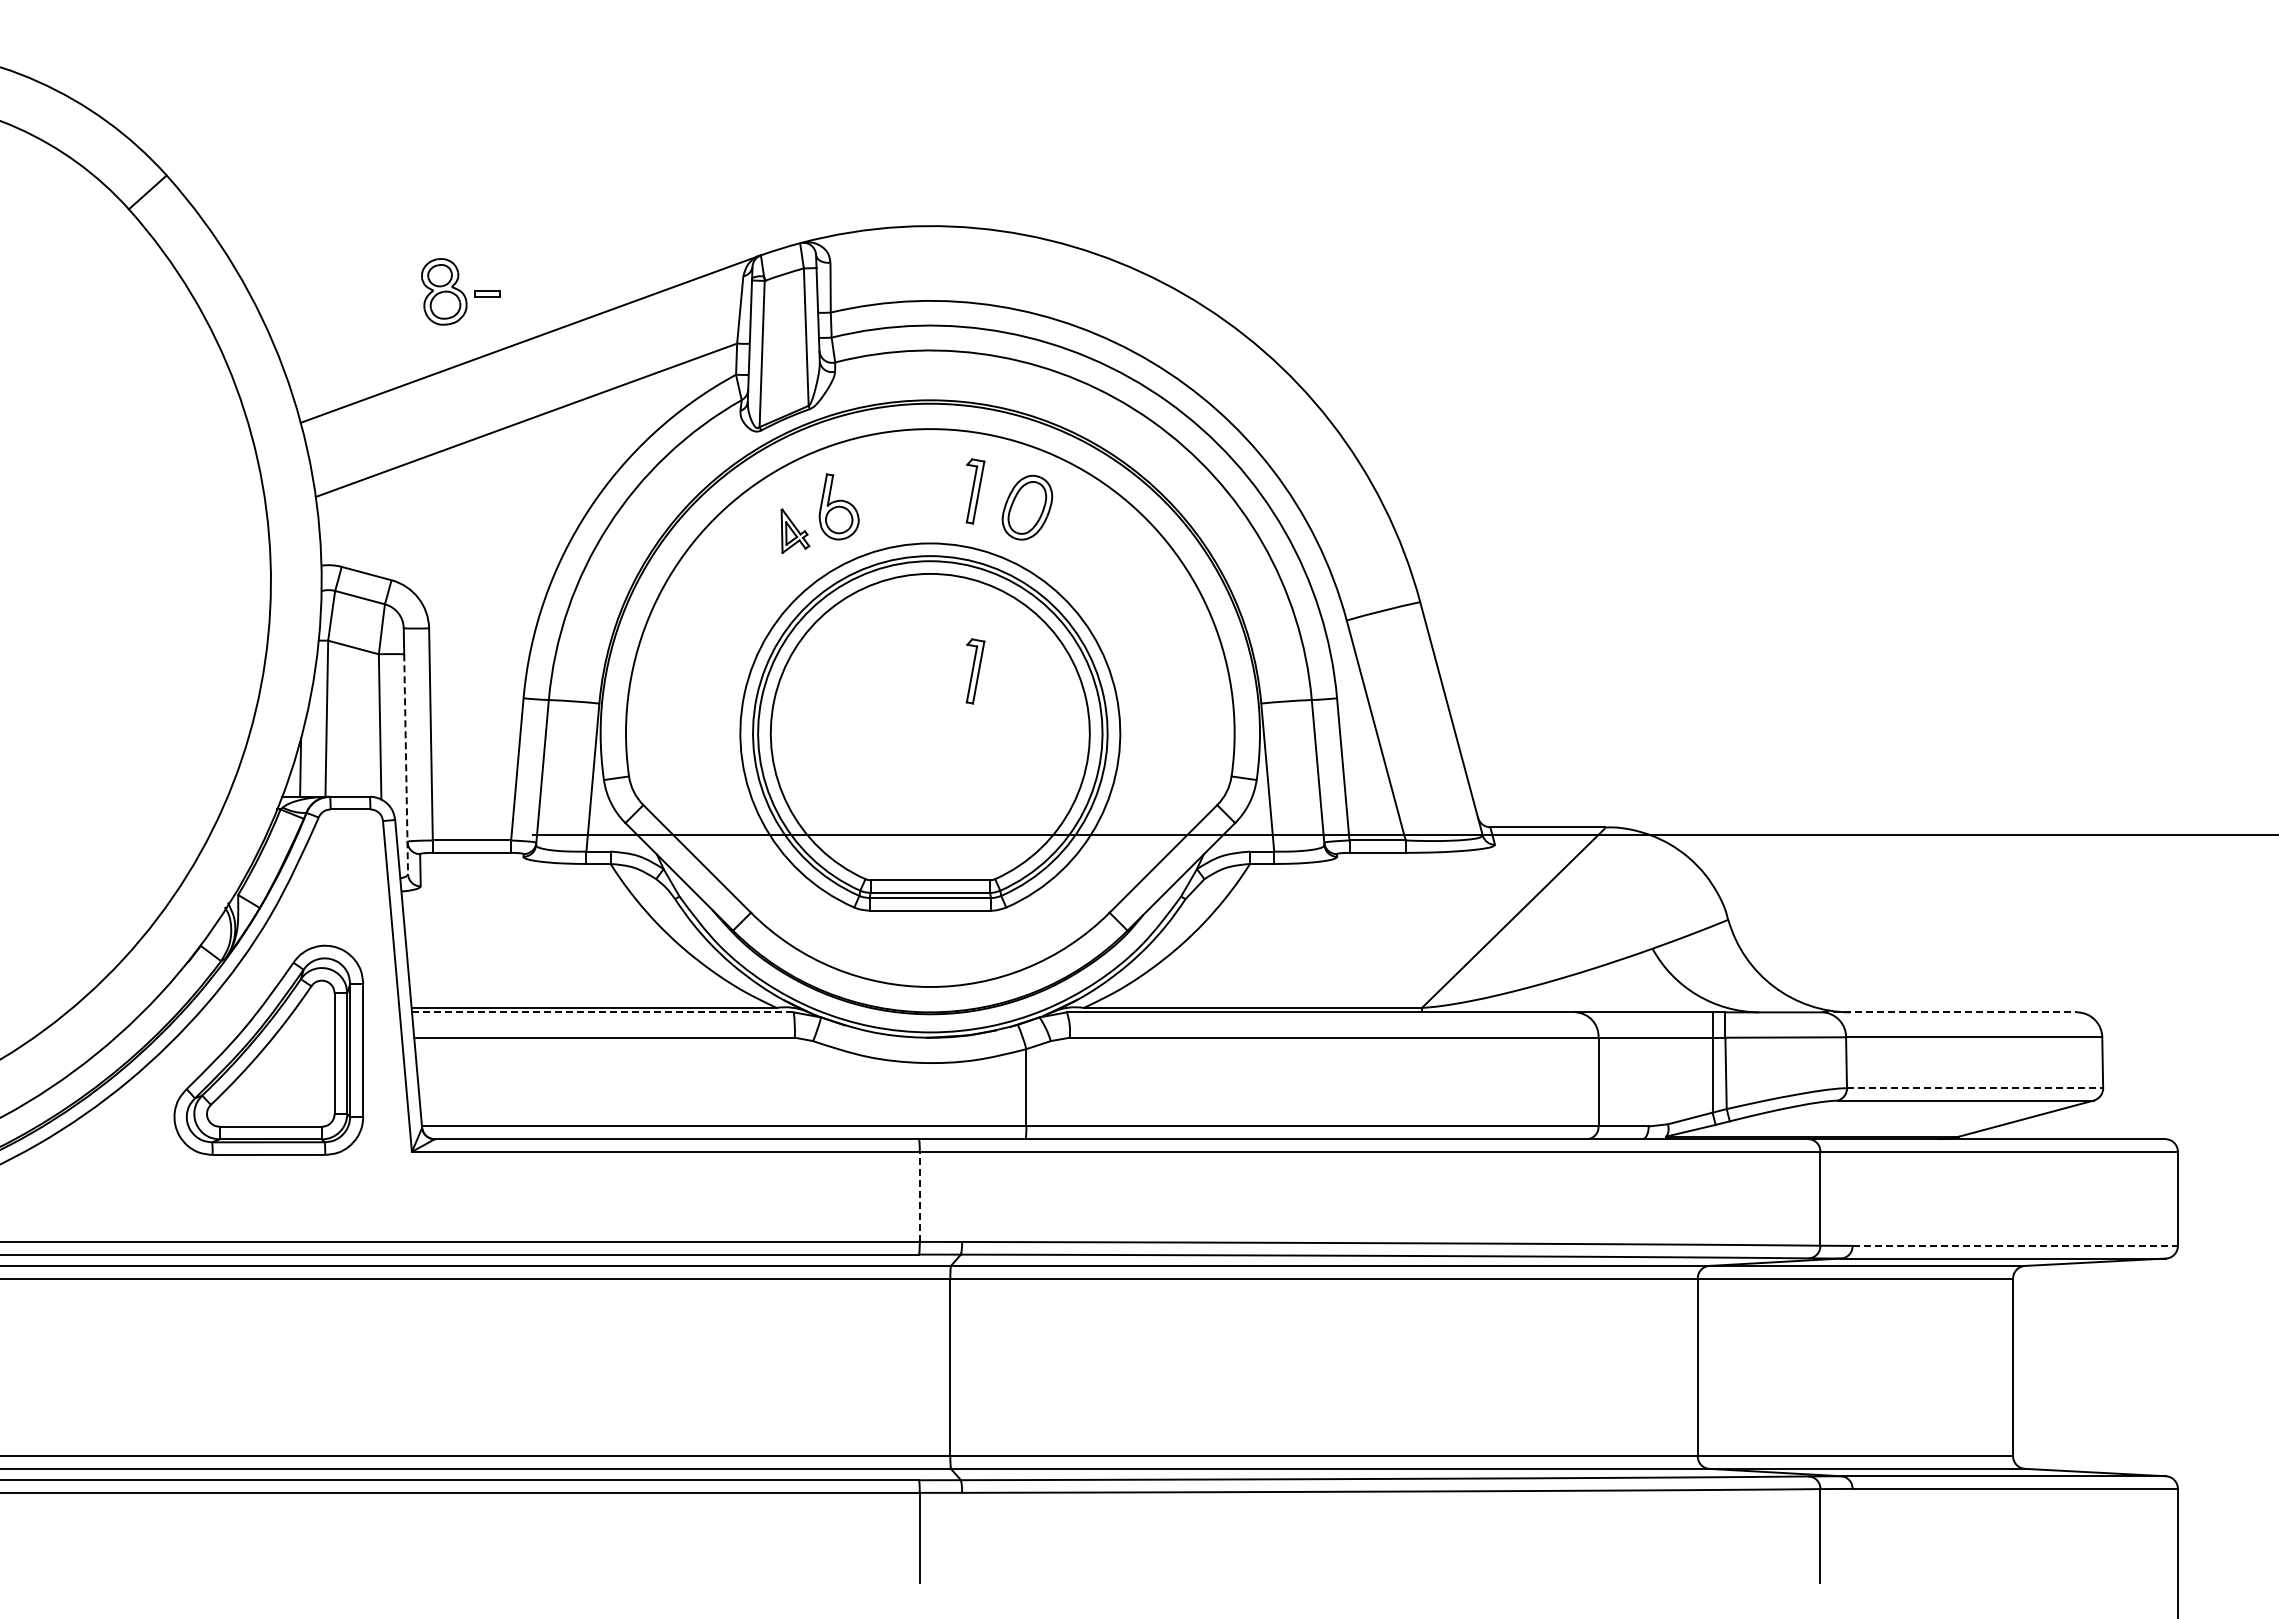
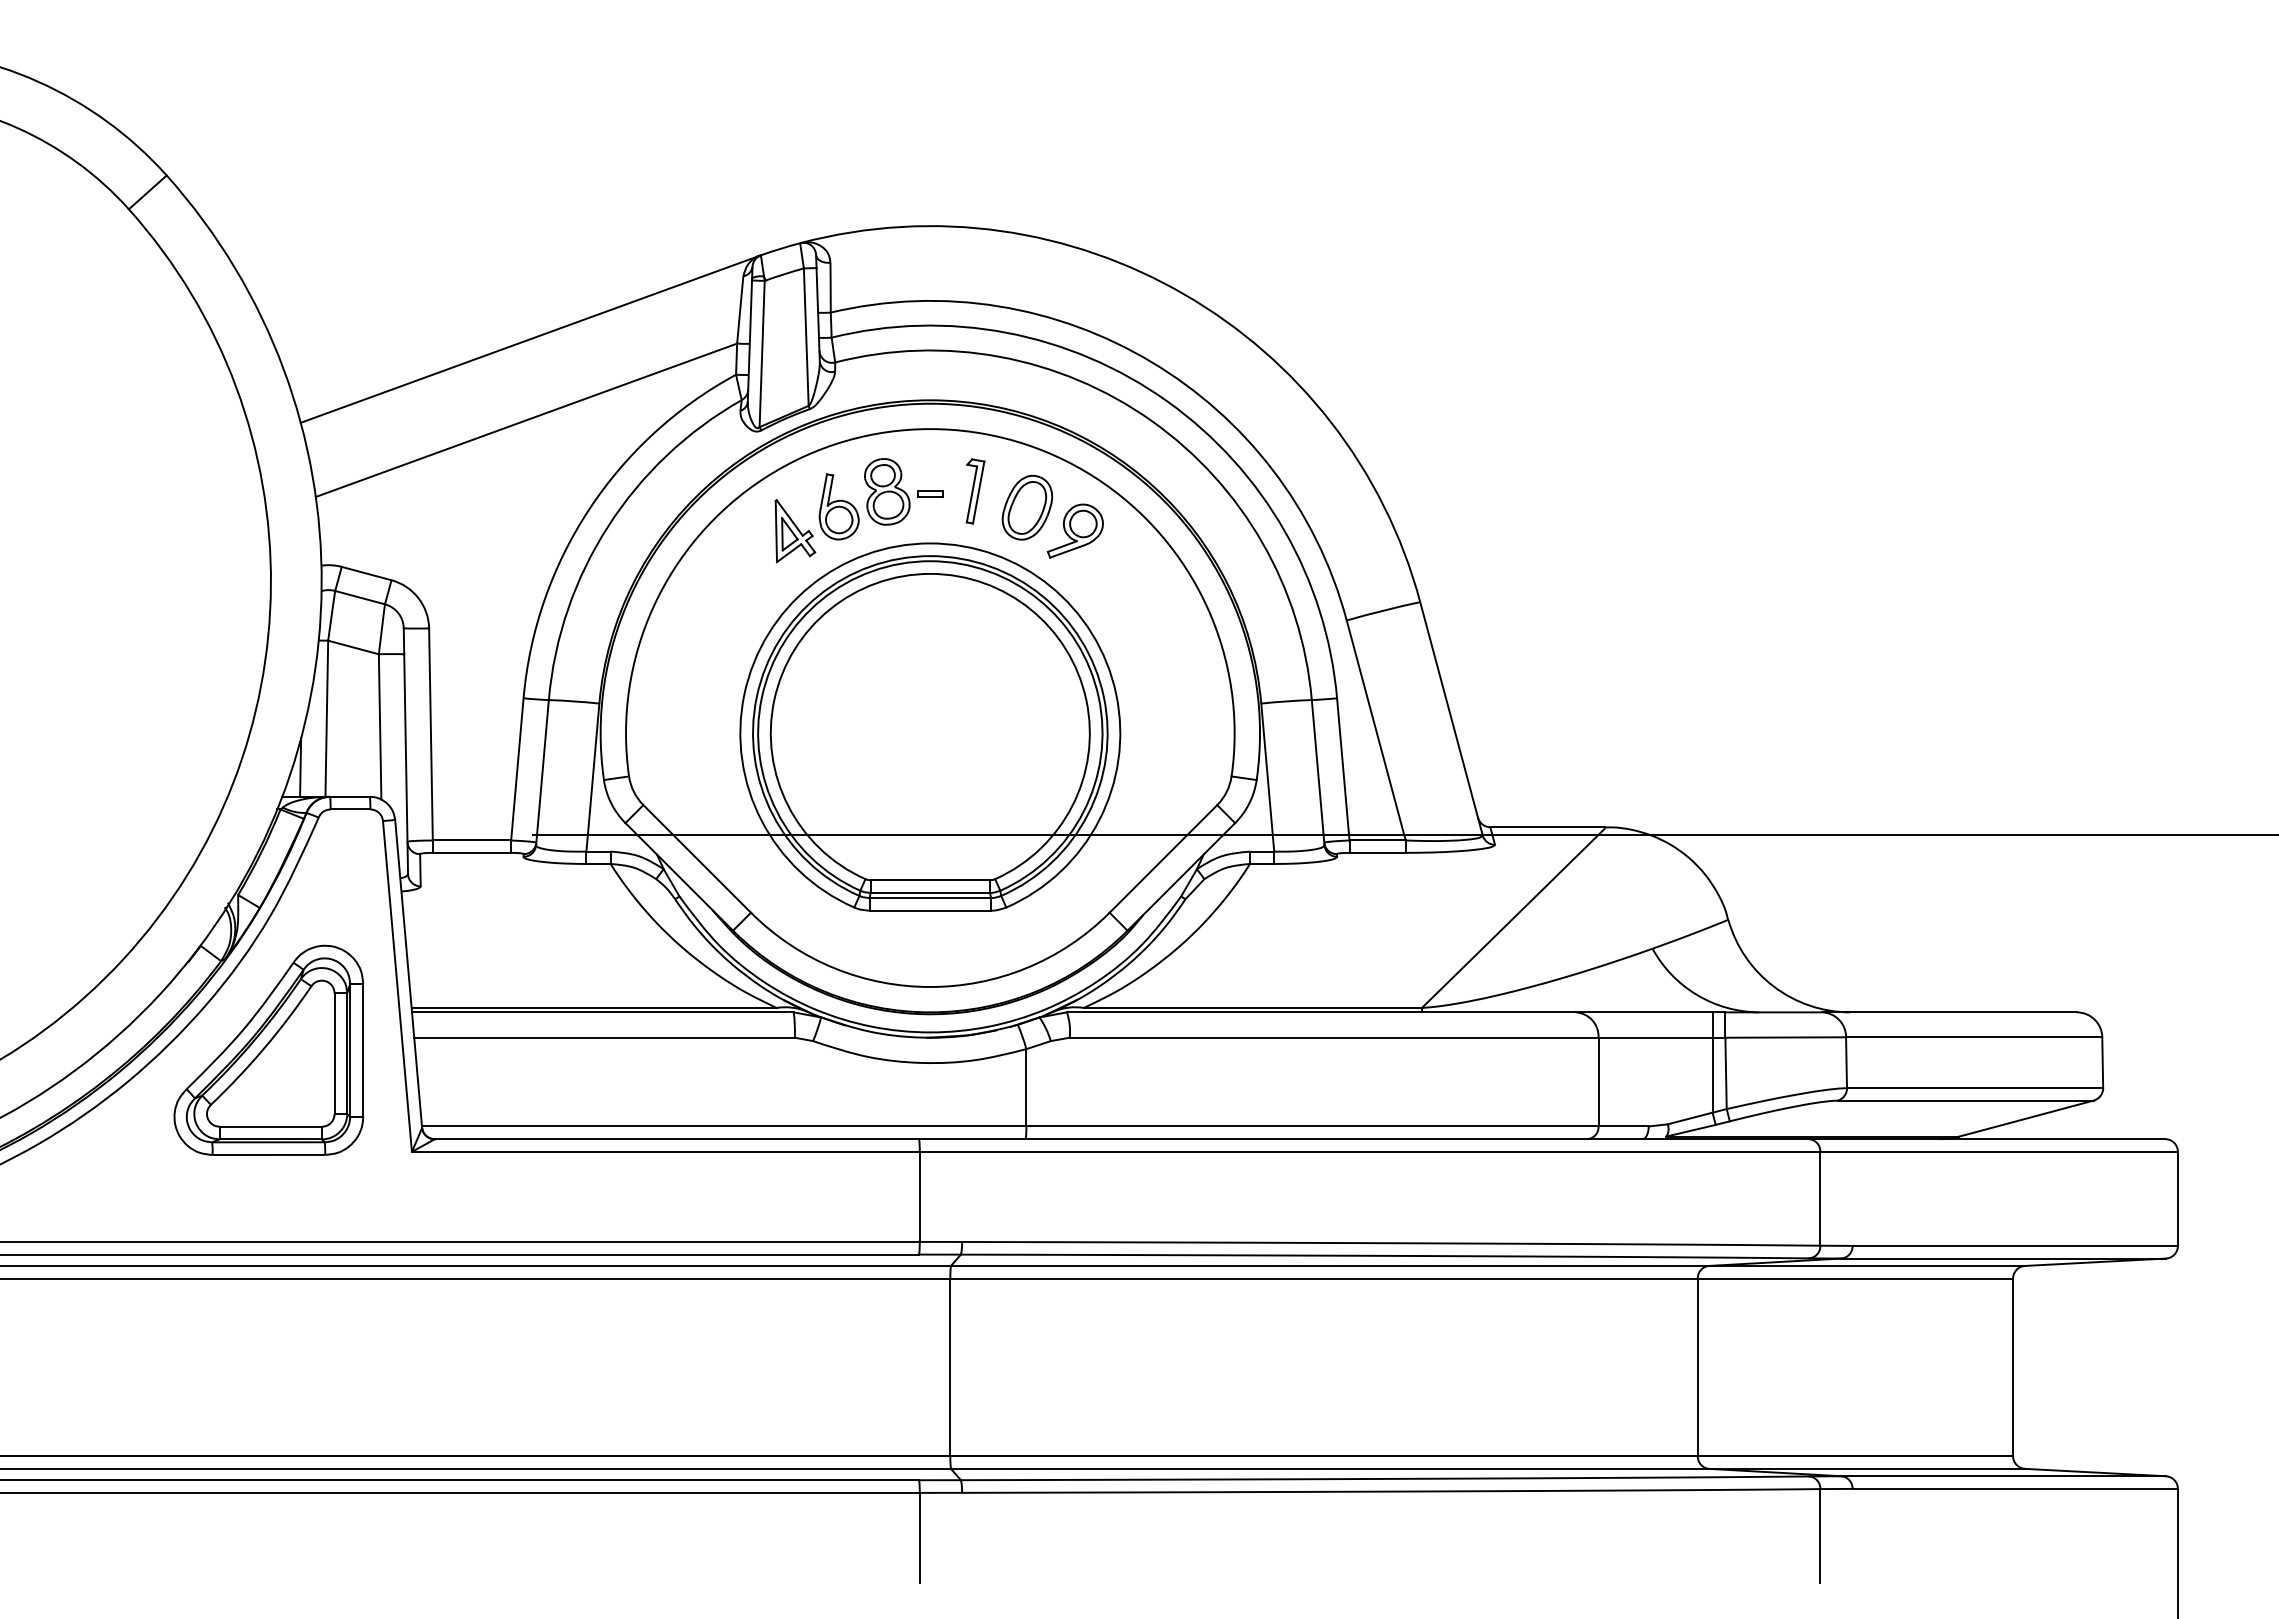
part position: (460, 291) -> (903, 491) (903, 491)
part size: 31x46 px -> 43x65 px (795, 531)
part: none -> present (1074, 530)
part: present -> none (975, 671)
line: dashed -> solid (406, 764)
line: dashed -> solid (602, 1012)
line: dashed -> solid (1949, 1012)
line: dashed -> solid (1975, 1088)
line: dashed -> solid (919, 1196)
line: dashed -> solid (2015, 1245)
